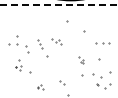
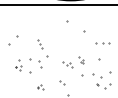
line: dashed -> solid (58, 5)
part position: (56, 41) -> (67, 64) (67, 64)
part position: (22, 48) -> (35, 63) (35, 63)
